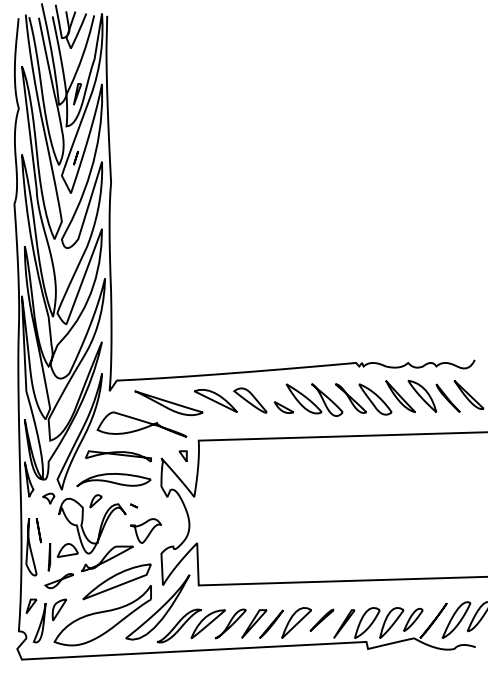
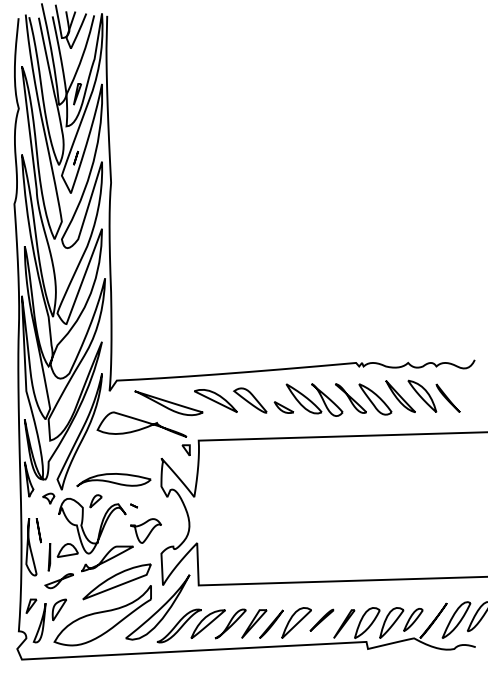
part: present -> none (468, 394)
part: present -> none (118, 456)
part position: (182, 456) -> (185, 450) (185, 450)
